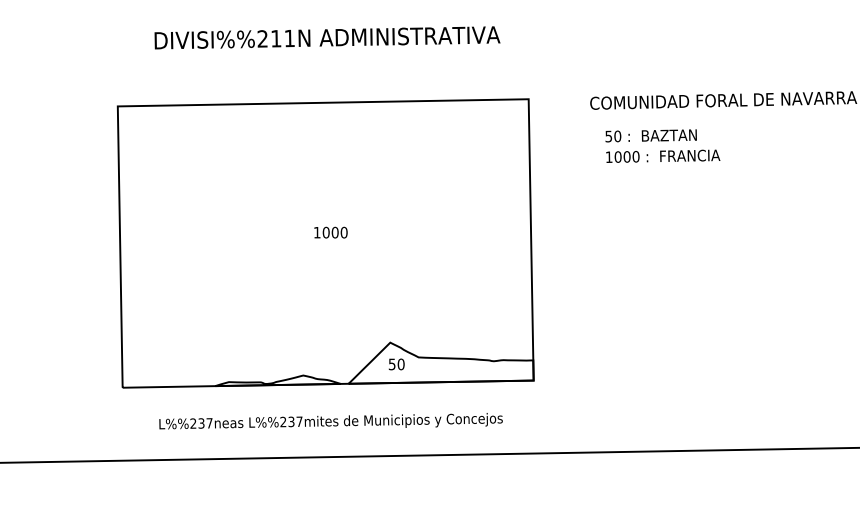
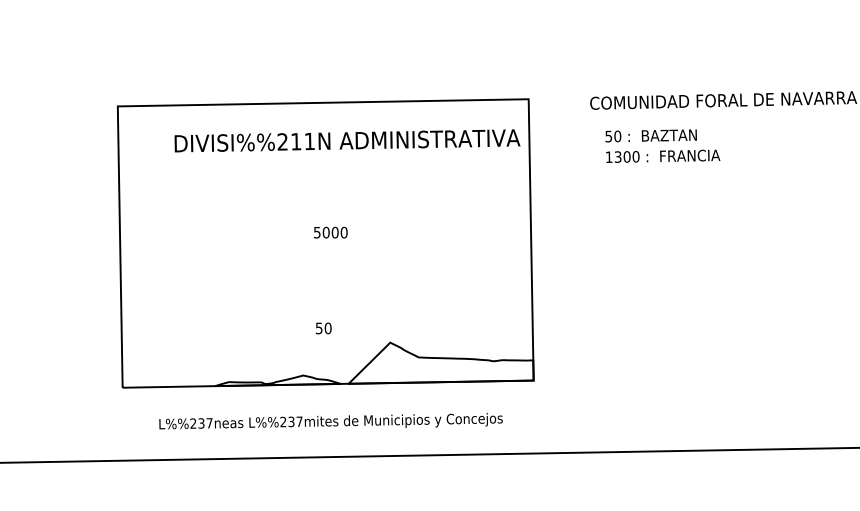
text position: (327, 37) -> (347, 140) (347, 140)
text: 1000 -> 1300 (617, 156)
text: 1000 -> 5000 (317, 232)
text position: (396, 364) -> (323, 328) (323, 328)
